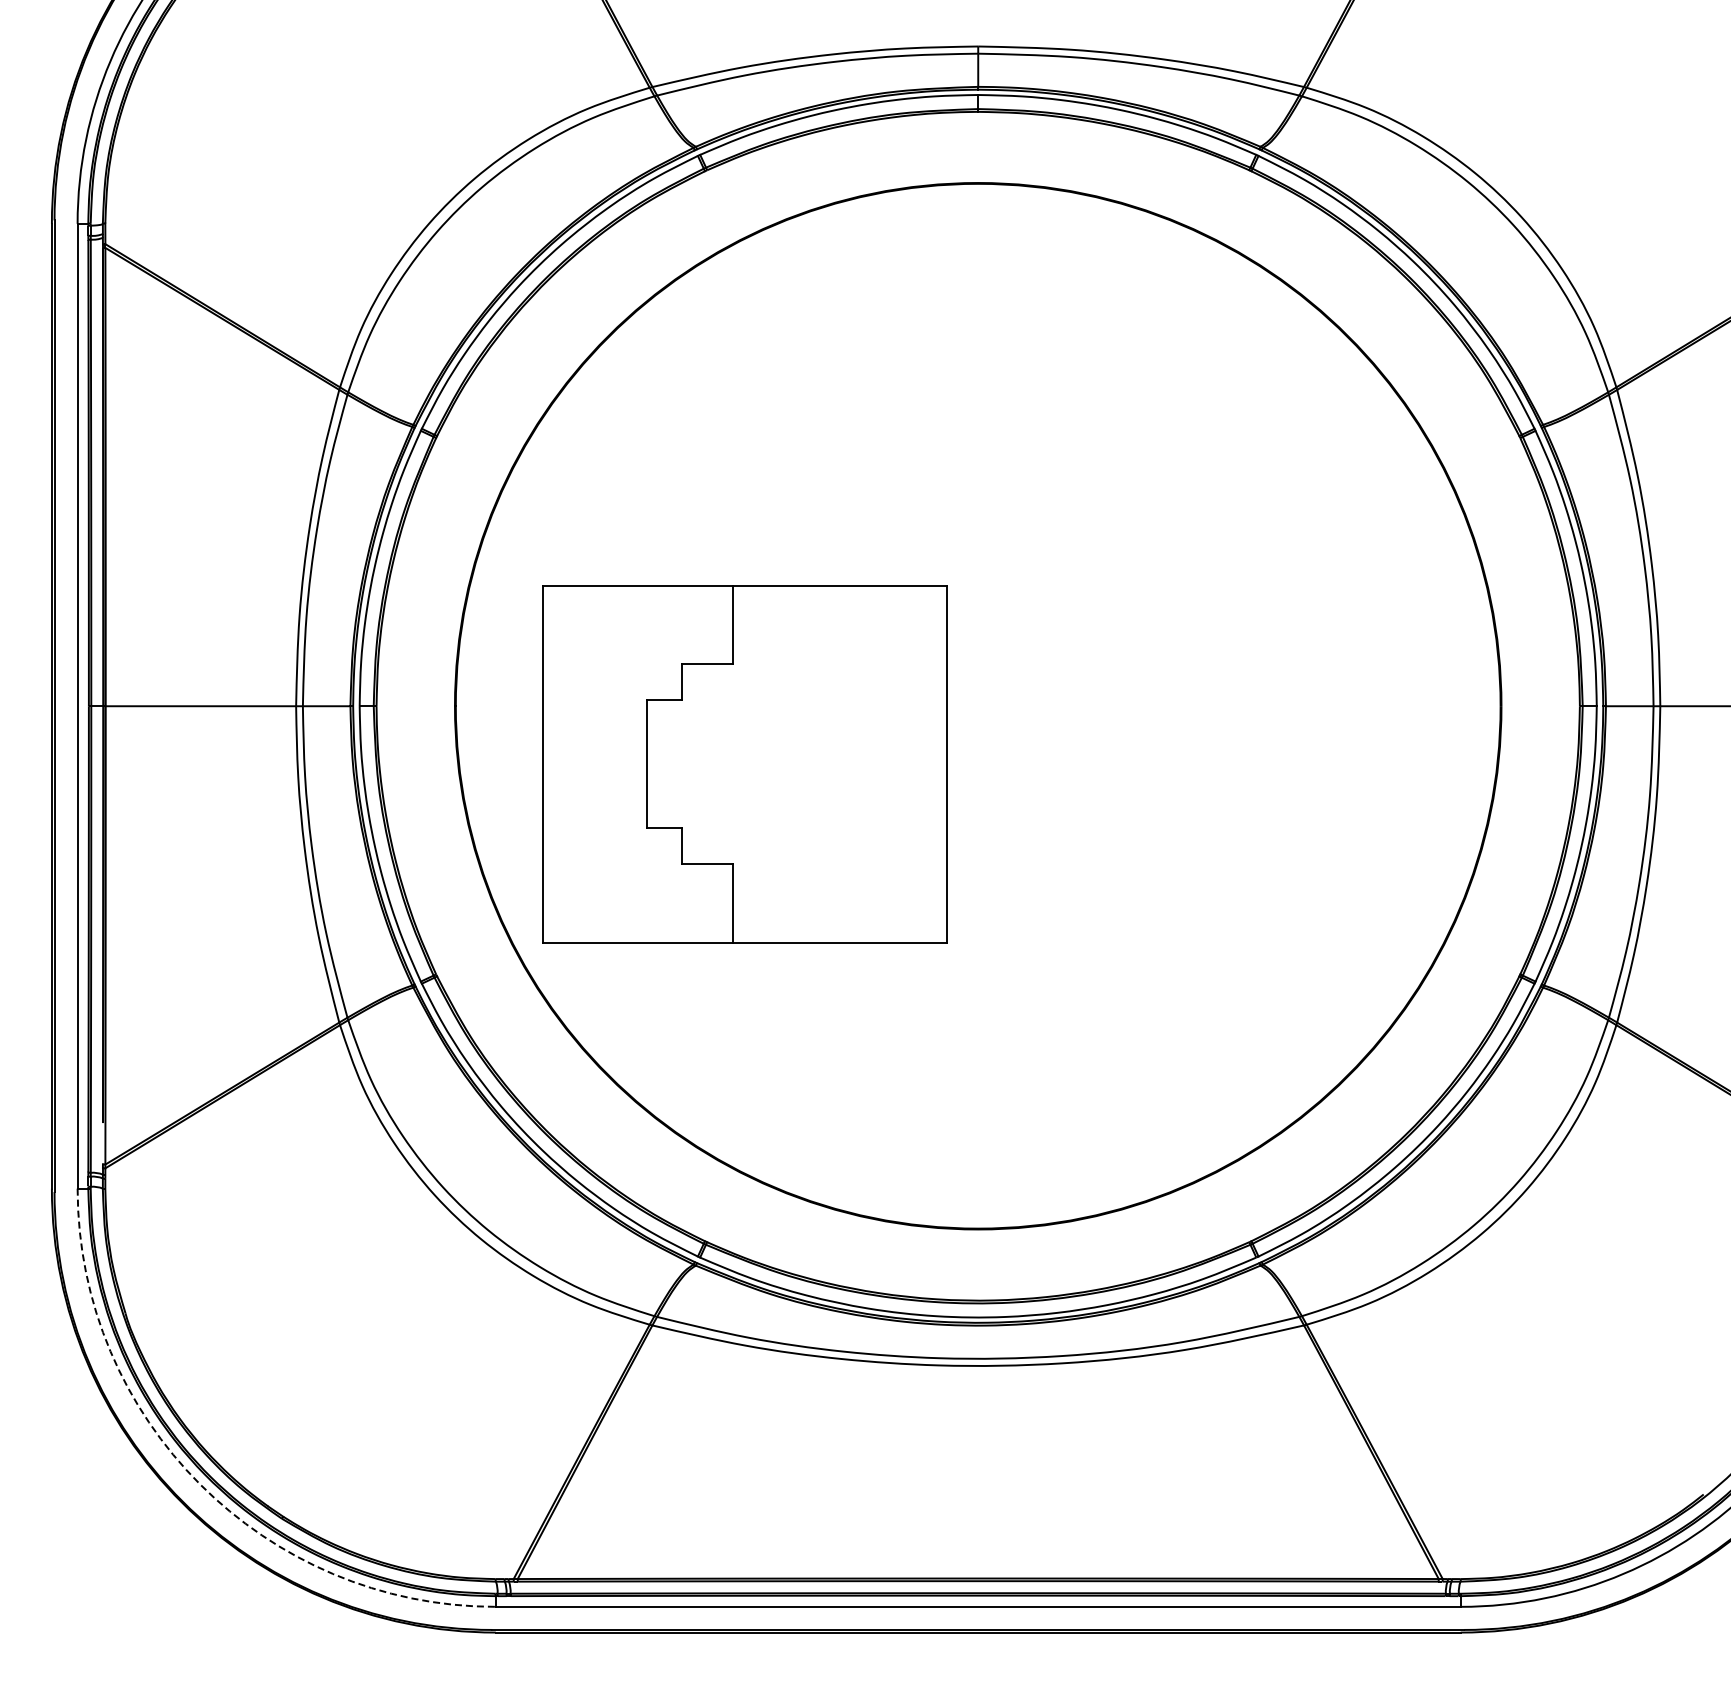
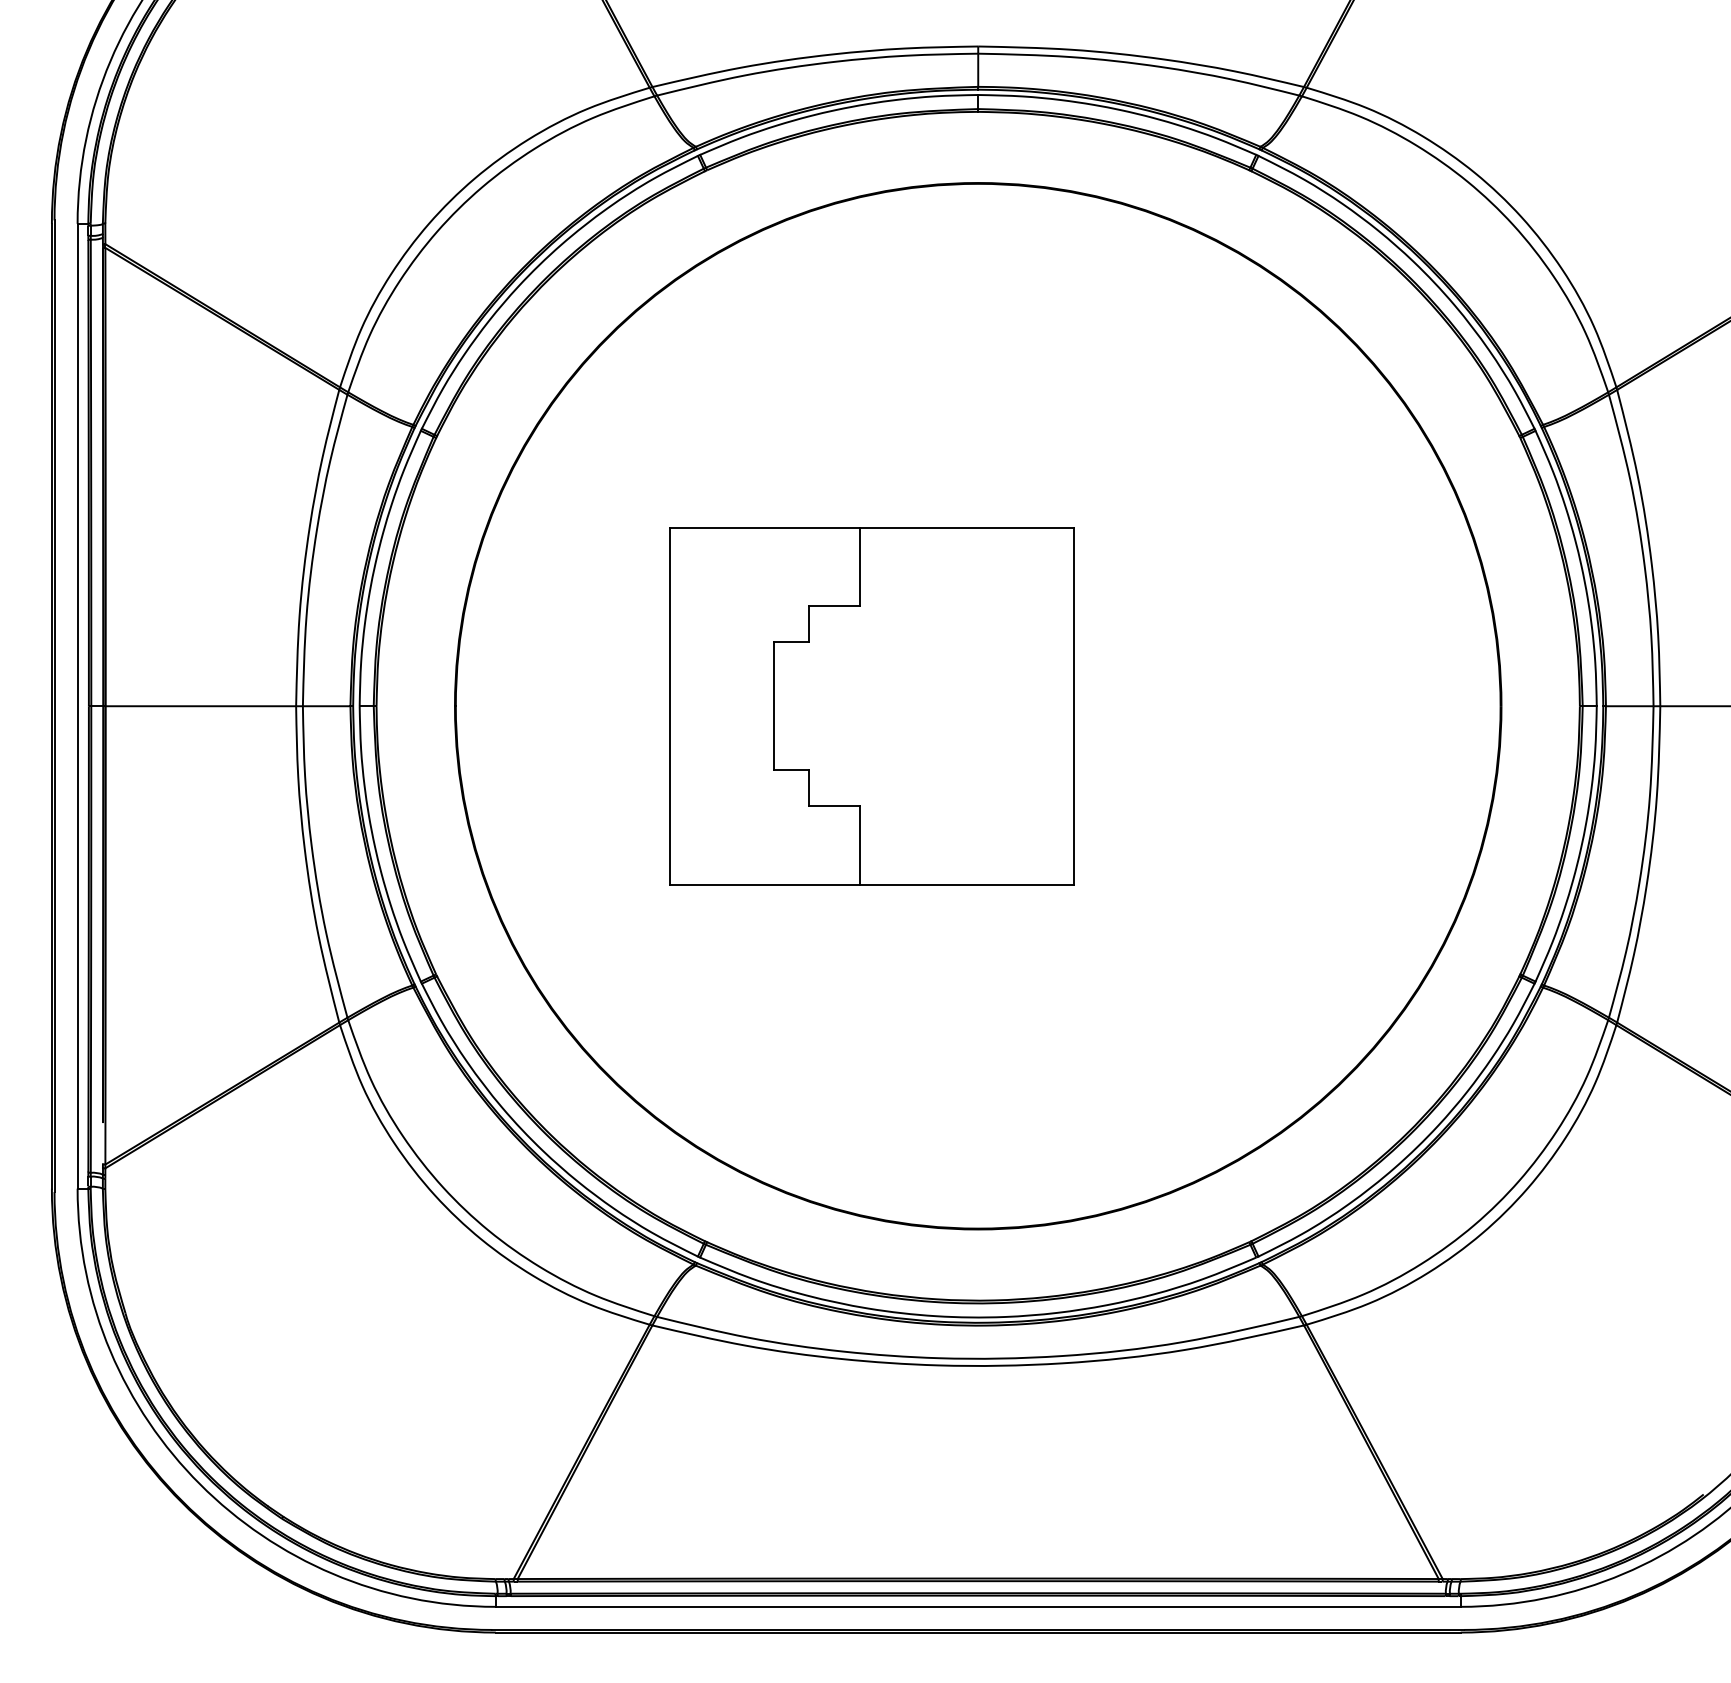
part position: (744, 764) -> (871, 706) (871, 706)
arc: dashed -> solid (200, 1484)
